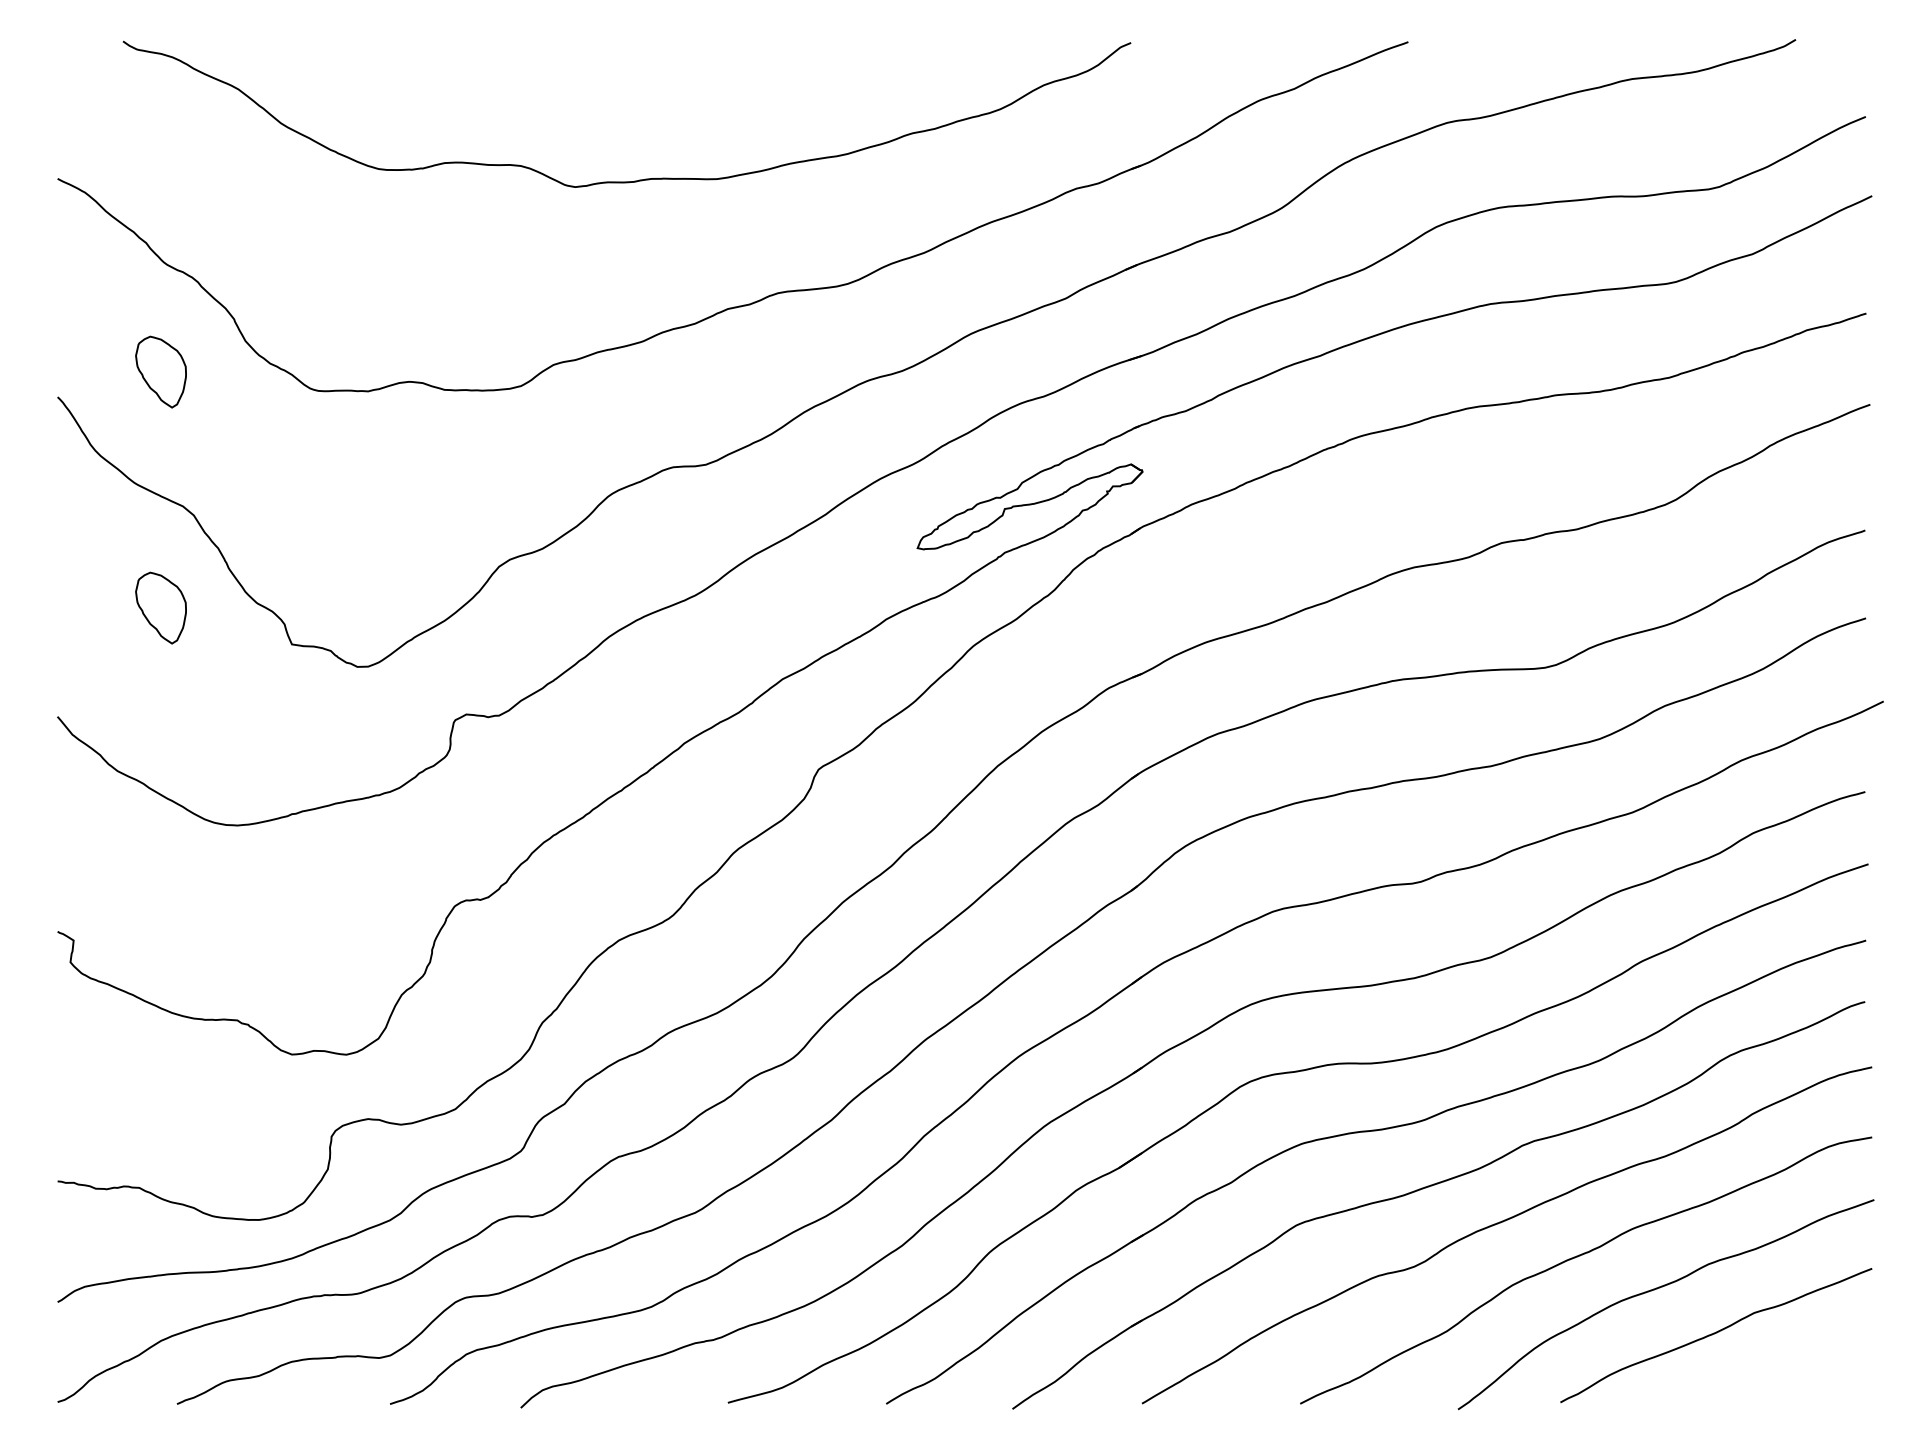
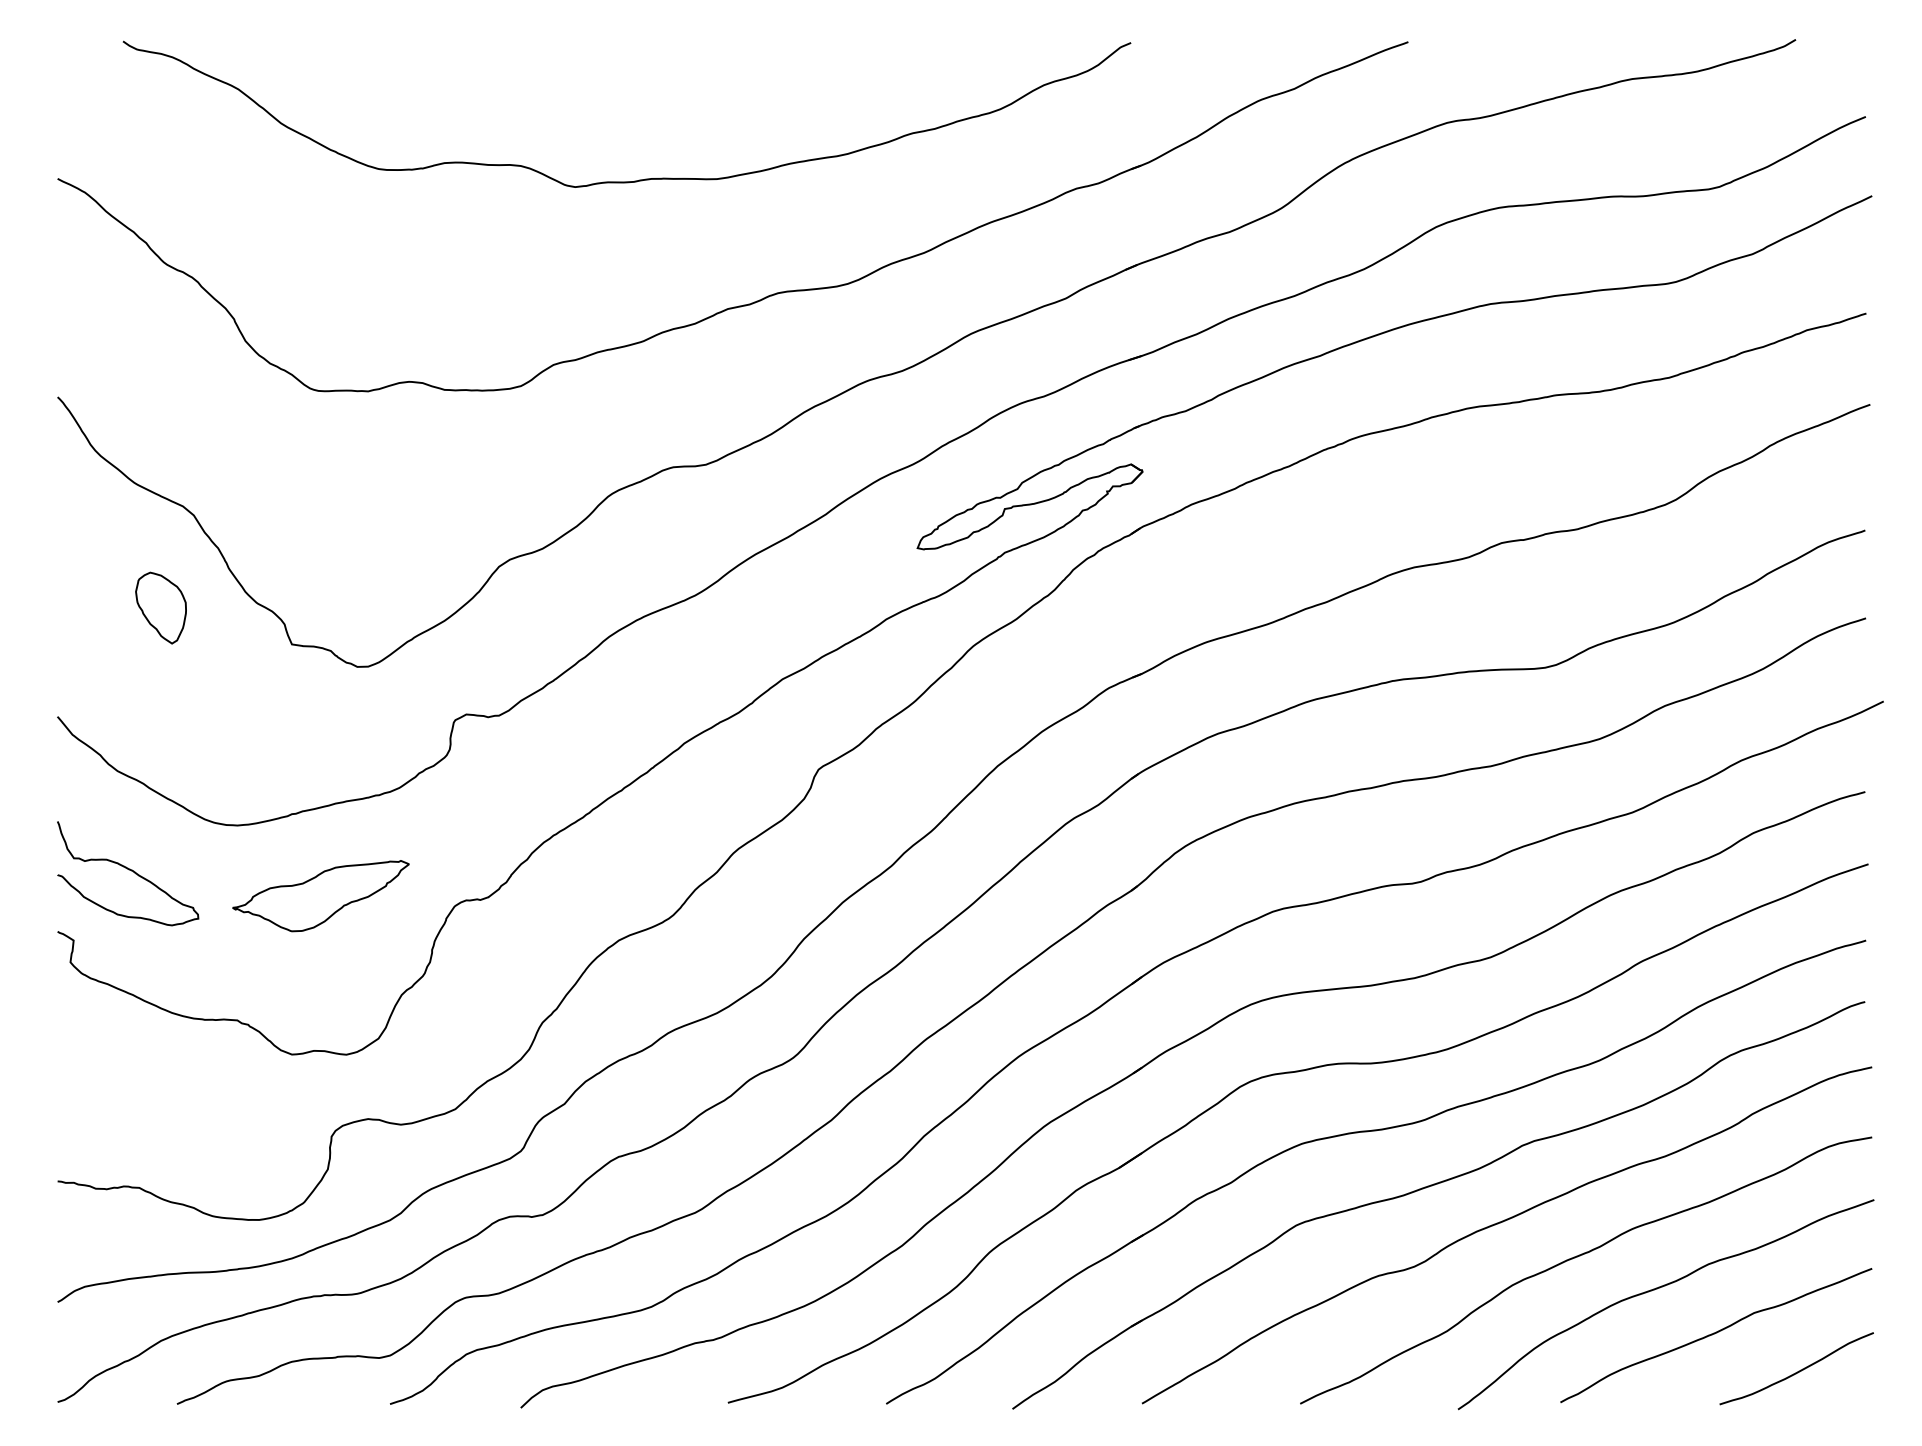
part: present -> none (160, 371)
curve: none -> present (129, 870)
part: none -> present (320, 896)
curve: none -> present (1797, 1371)
